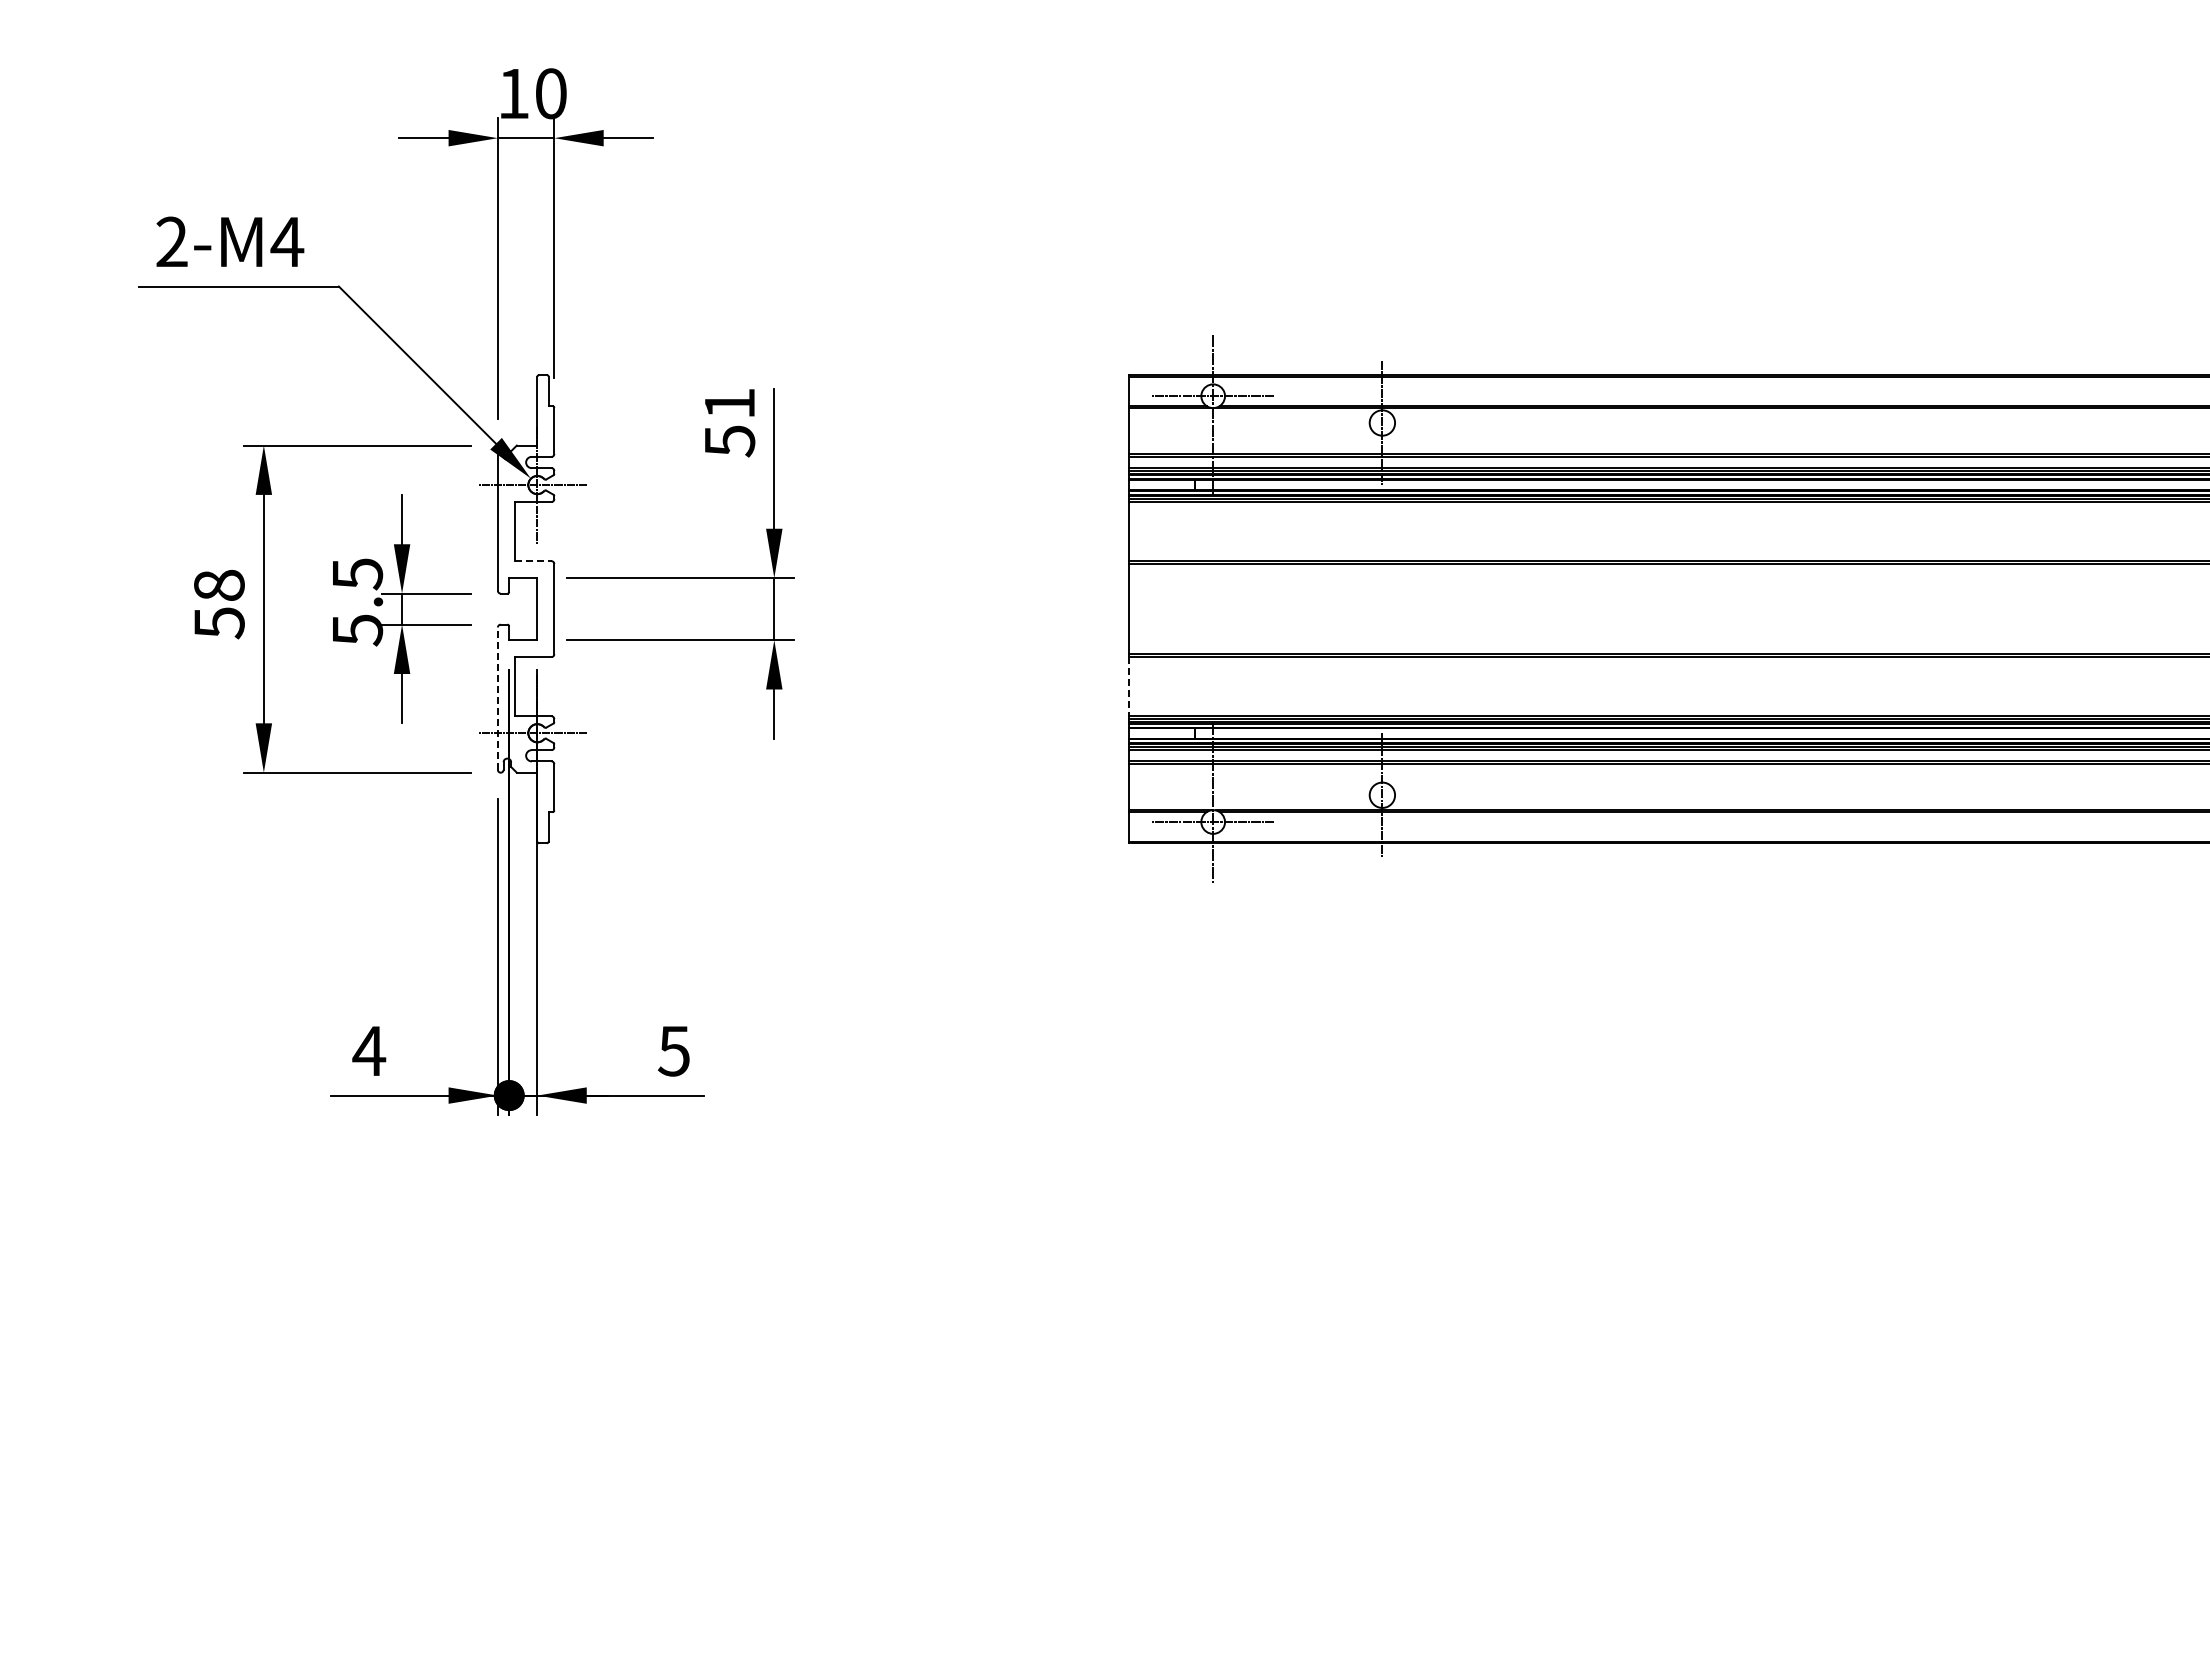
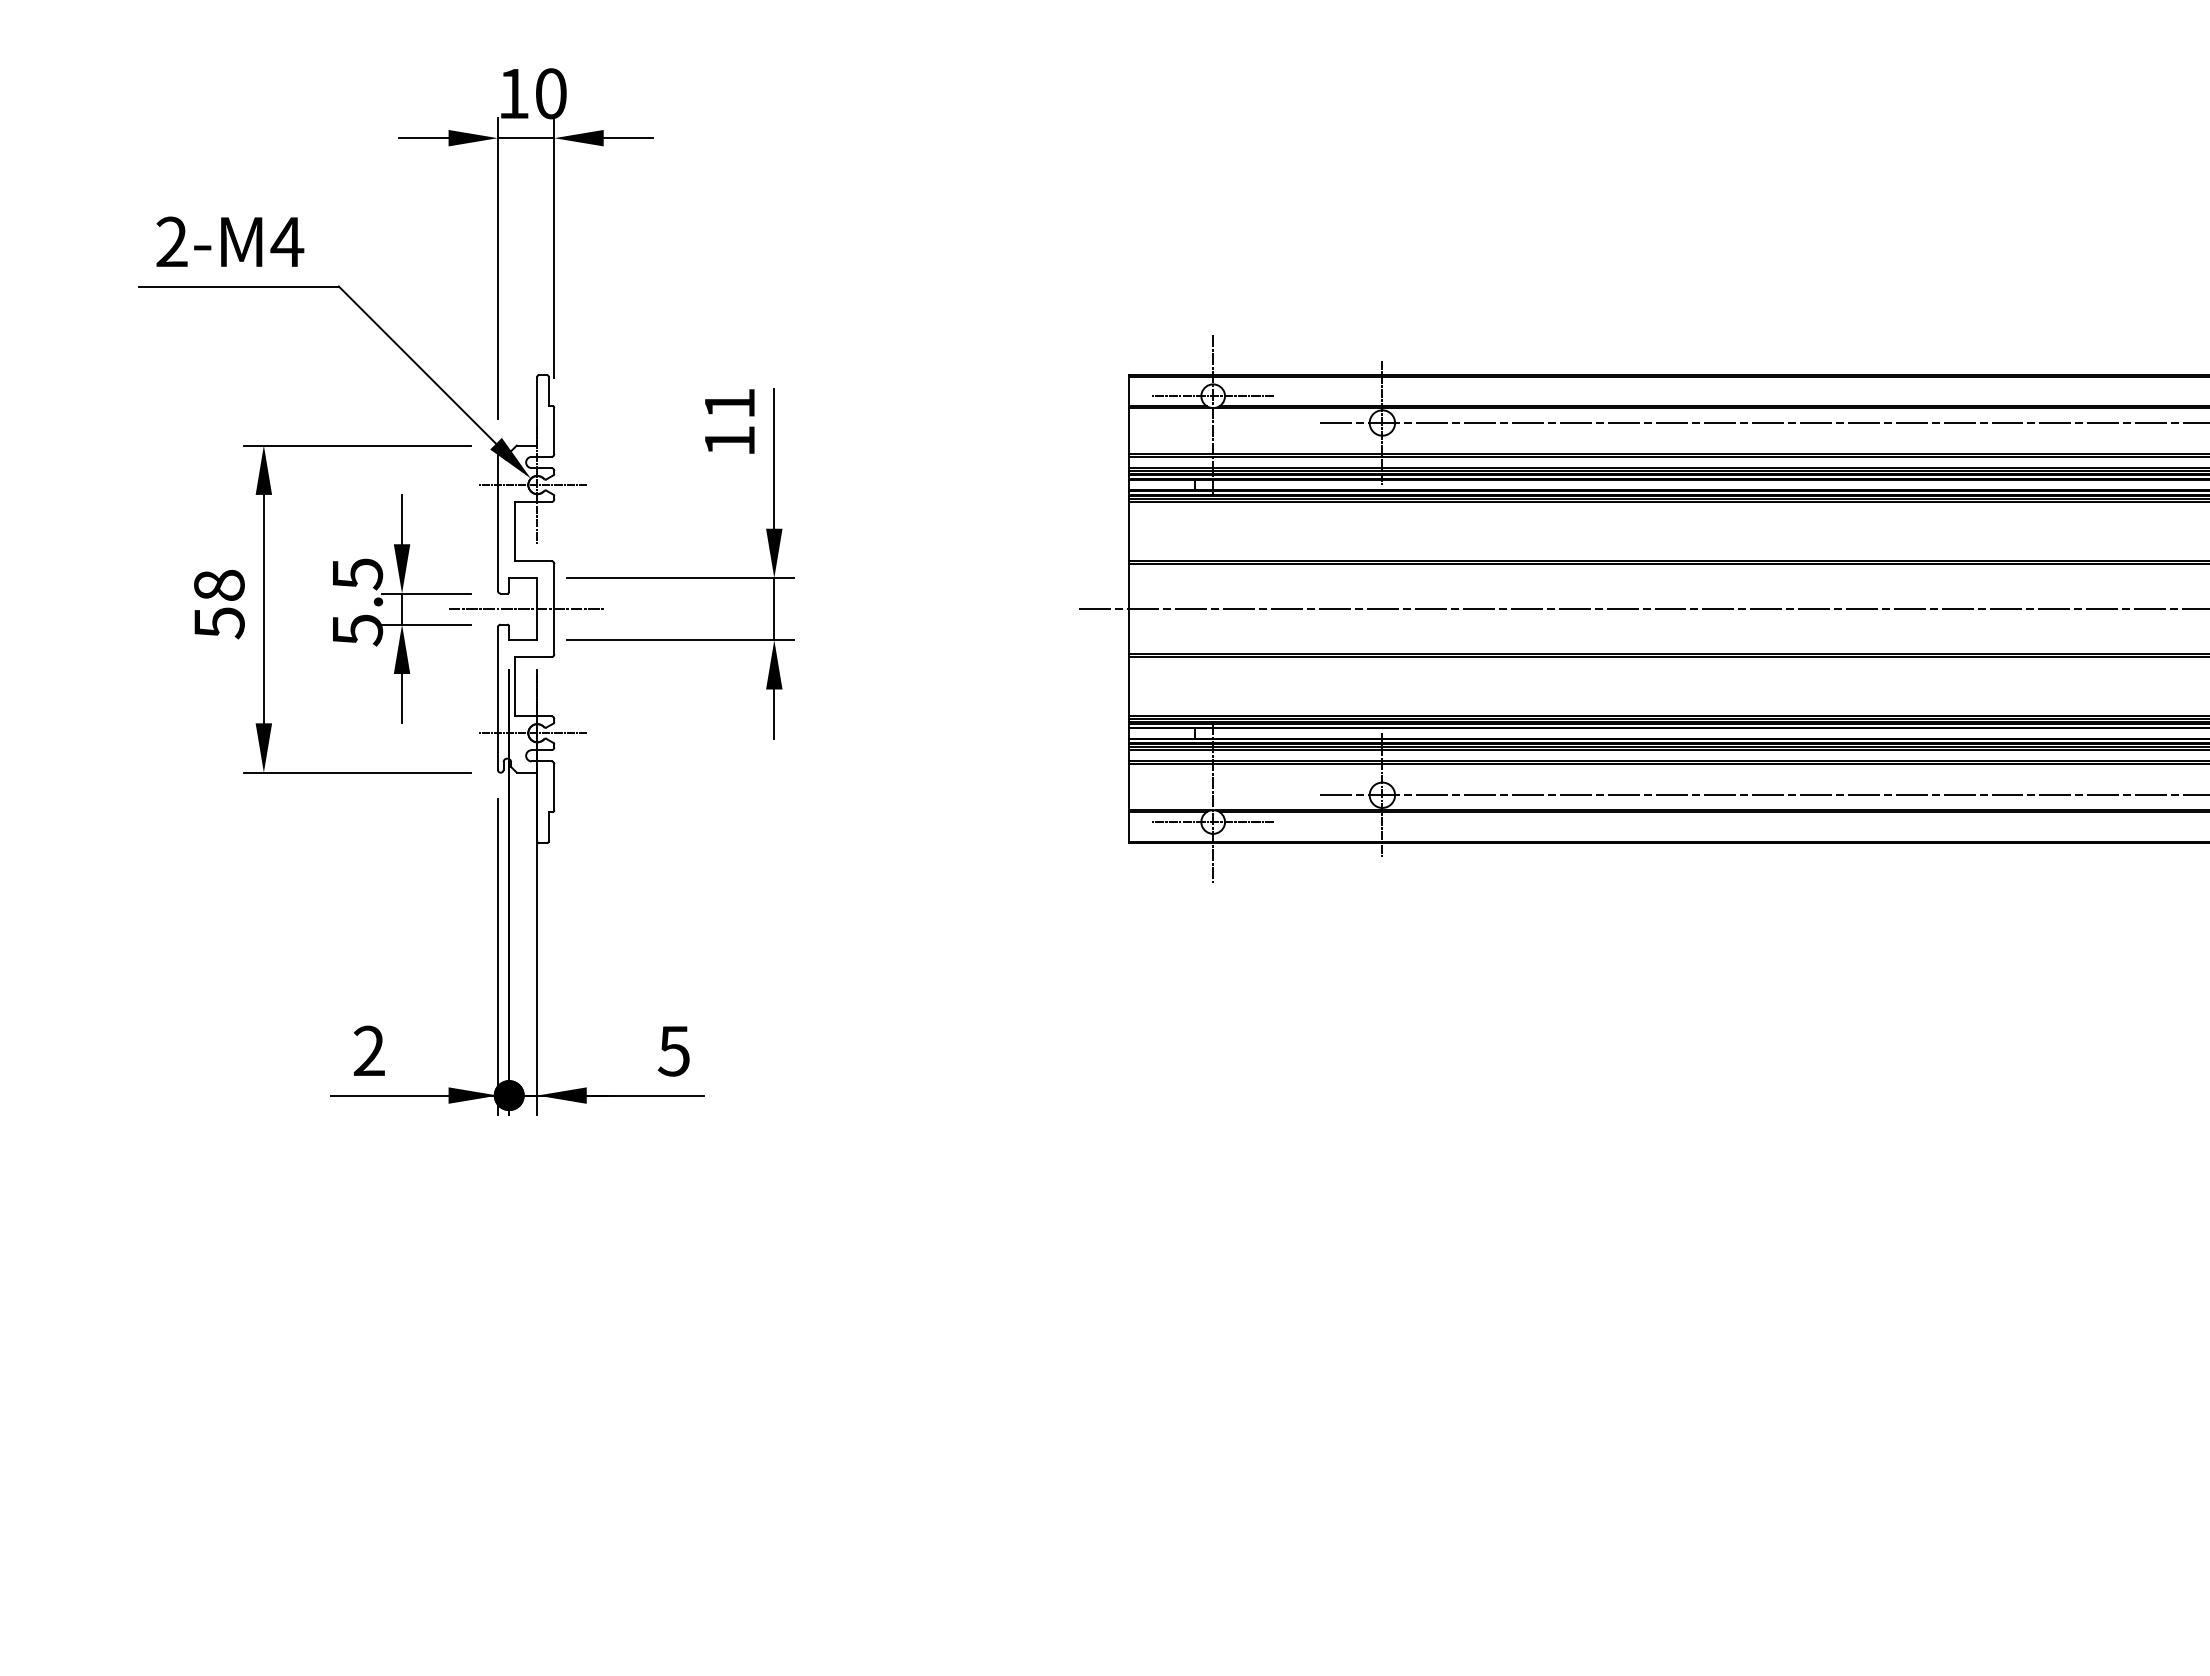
line: none -> present (1763, 423)
text: 51 -> 11 (730, 441)
line: dashed -> solid (533, 561)
line: none -> present (525, 609)
line: none -> present (1642, 609)
line: dashed -> solid (1128, 686)
line: dashed -> solid (497, 698)
line: none -> present (1763, 795)
text: 4 -> 2 (369, 1050)
